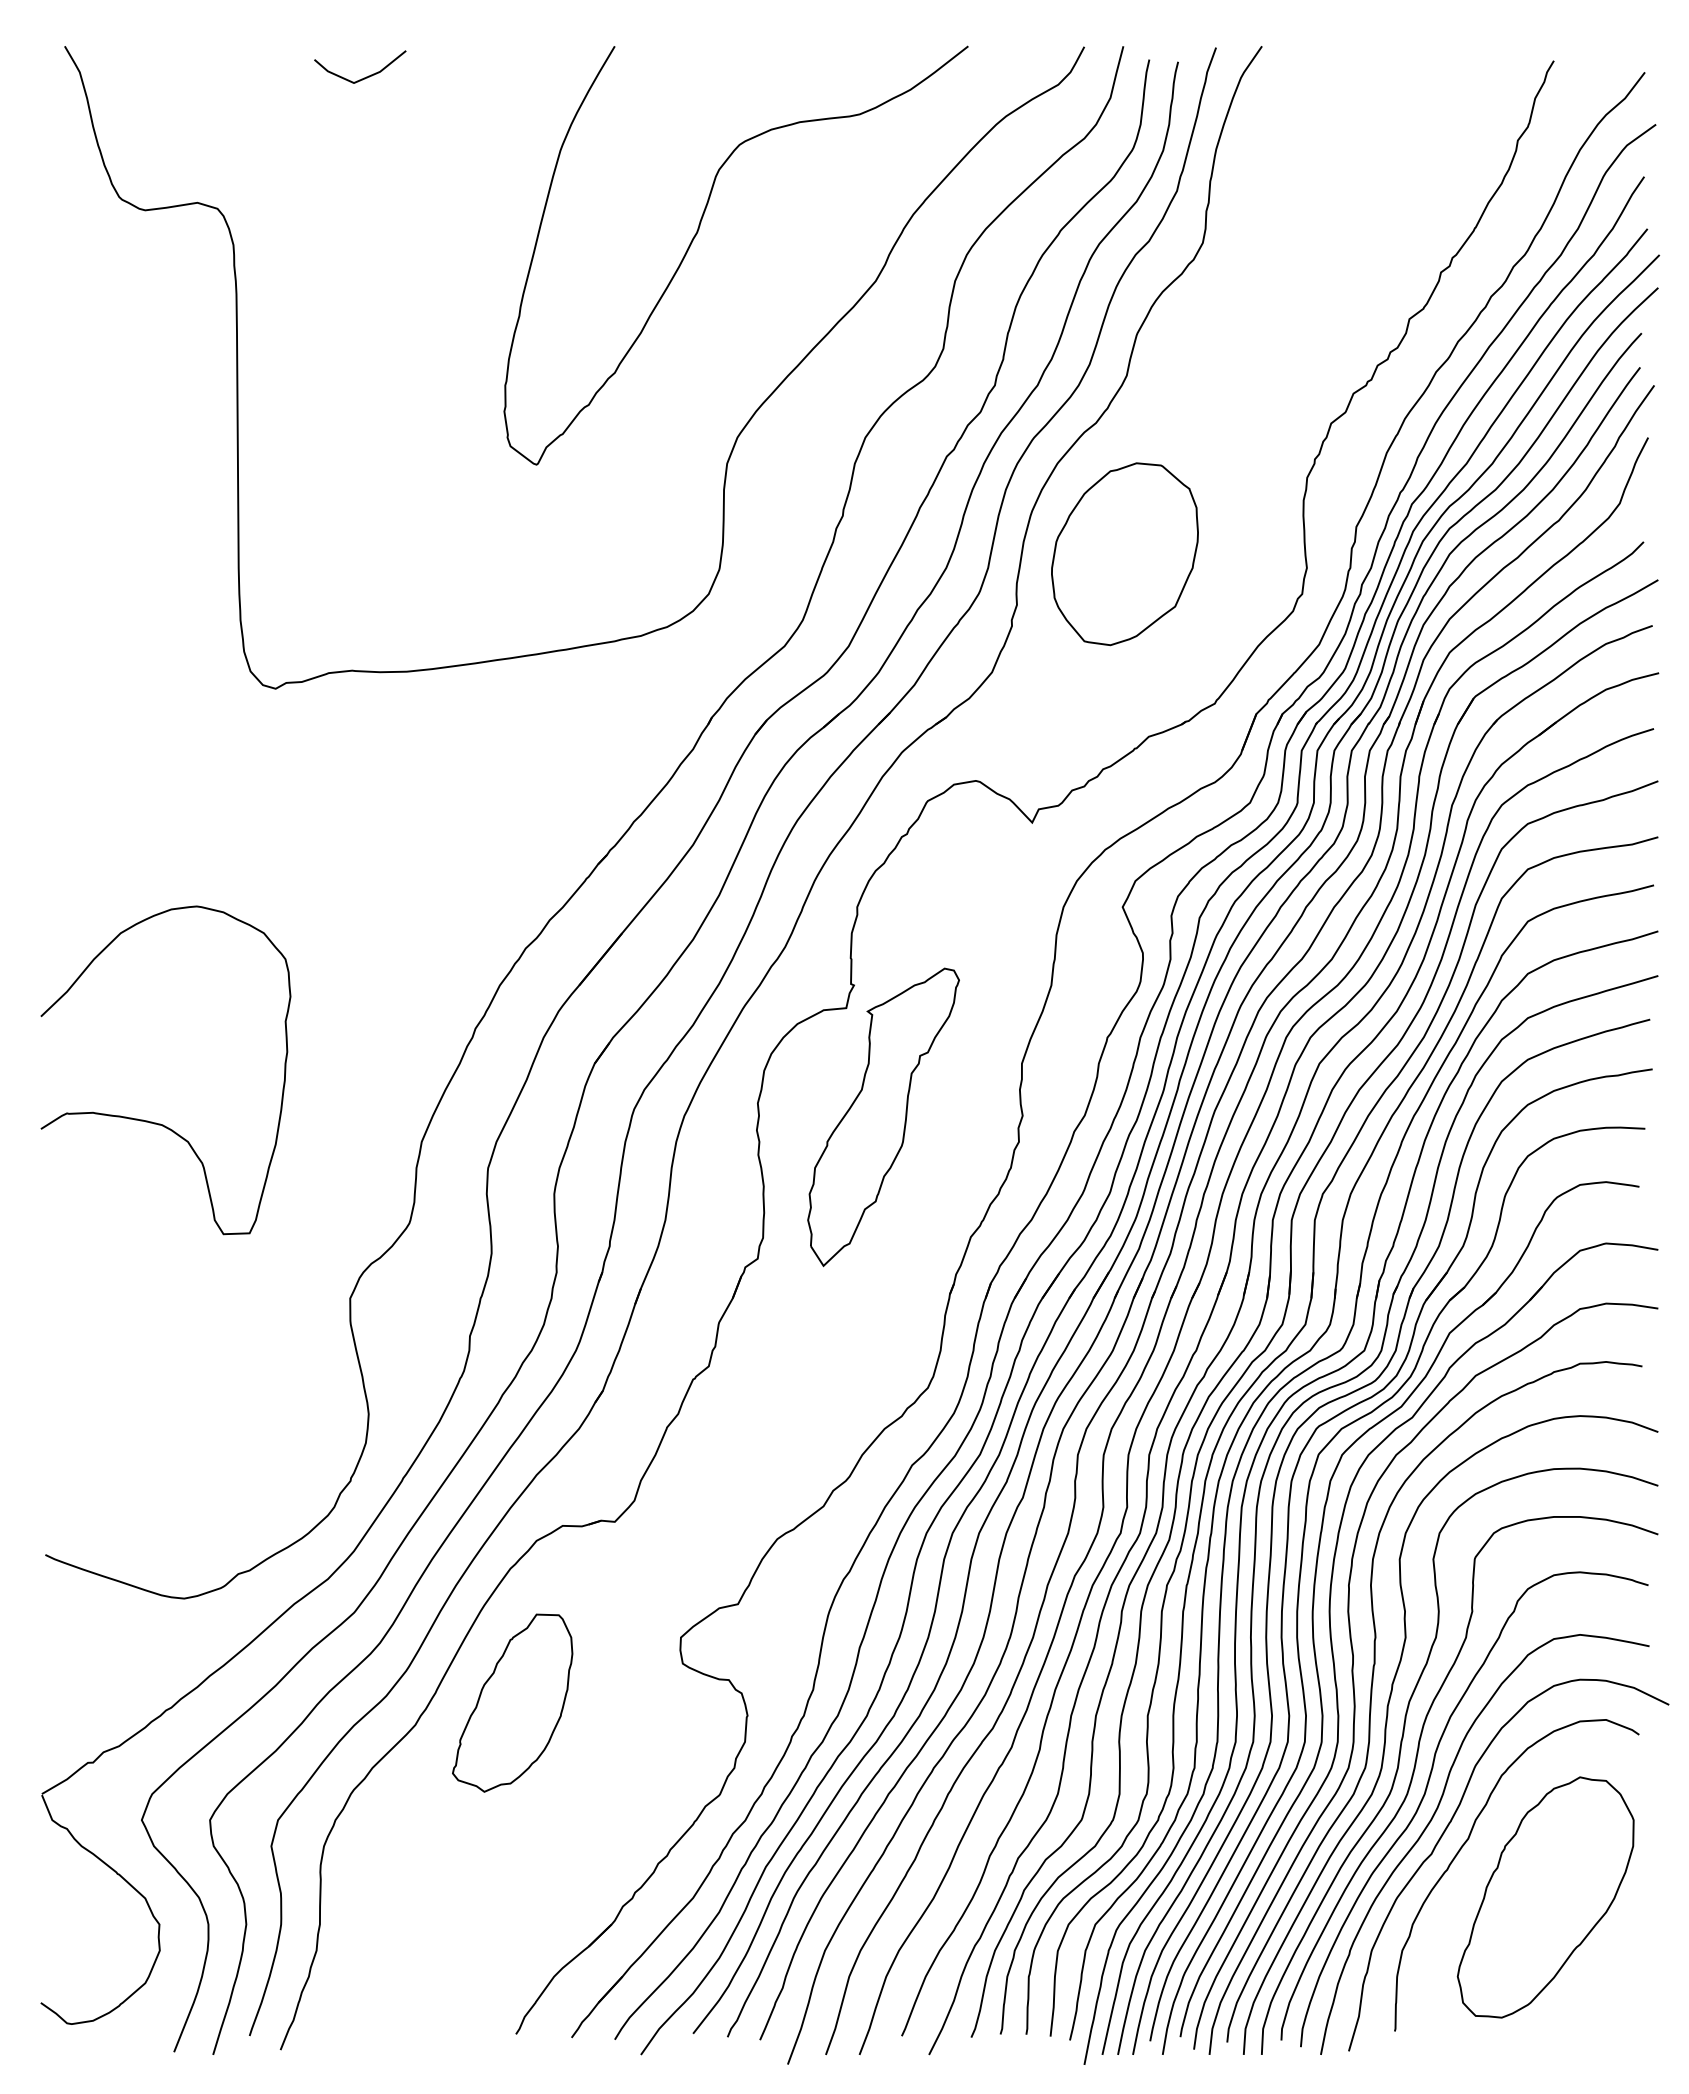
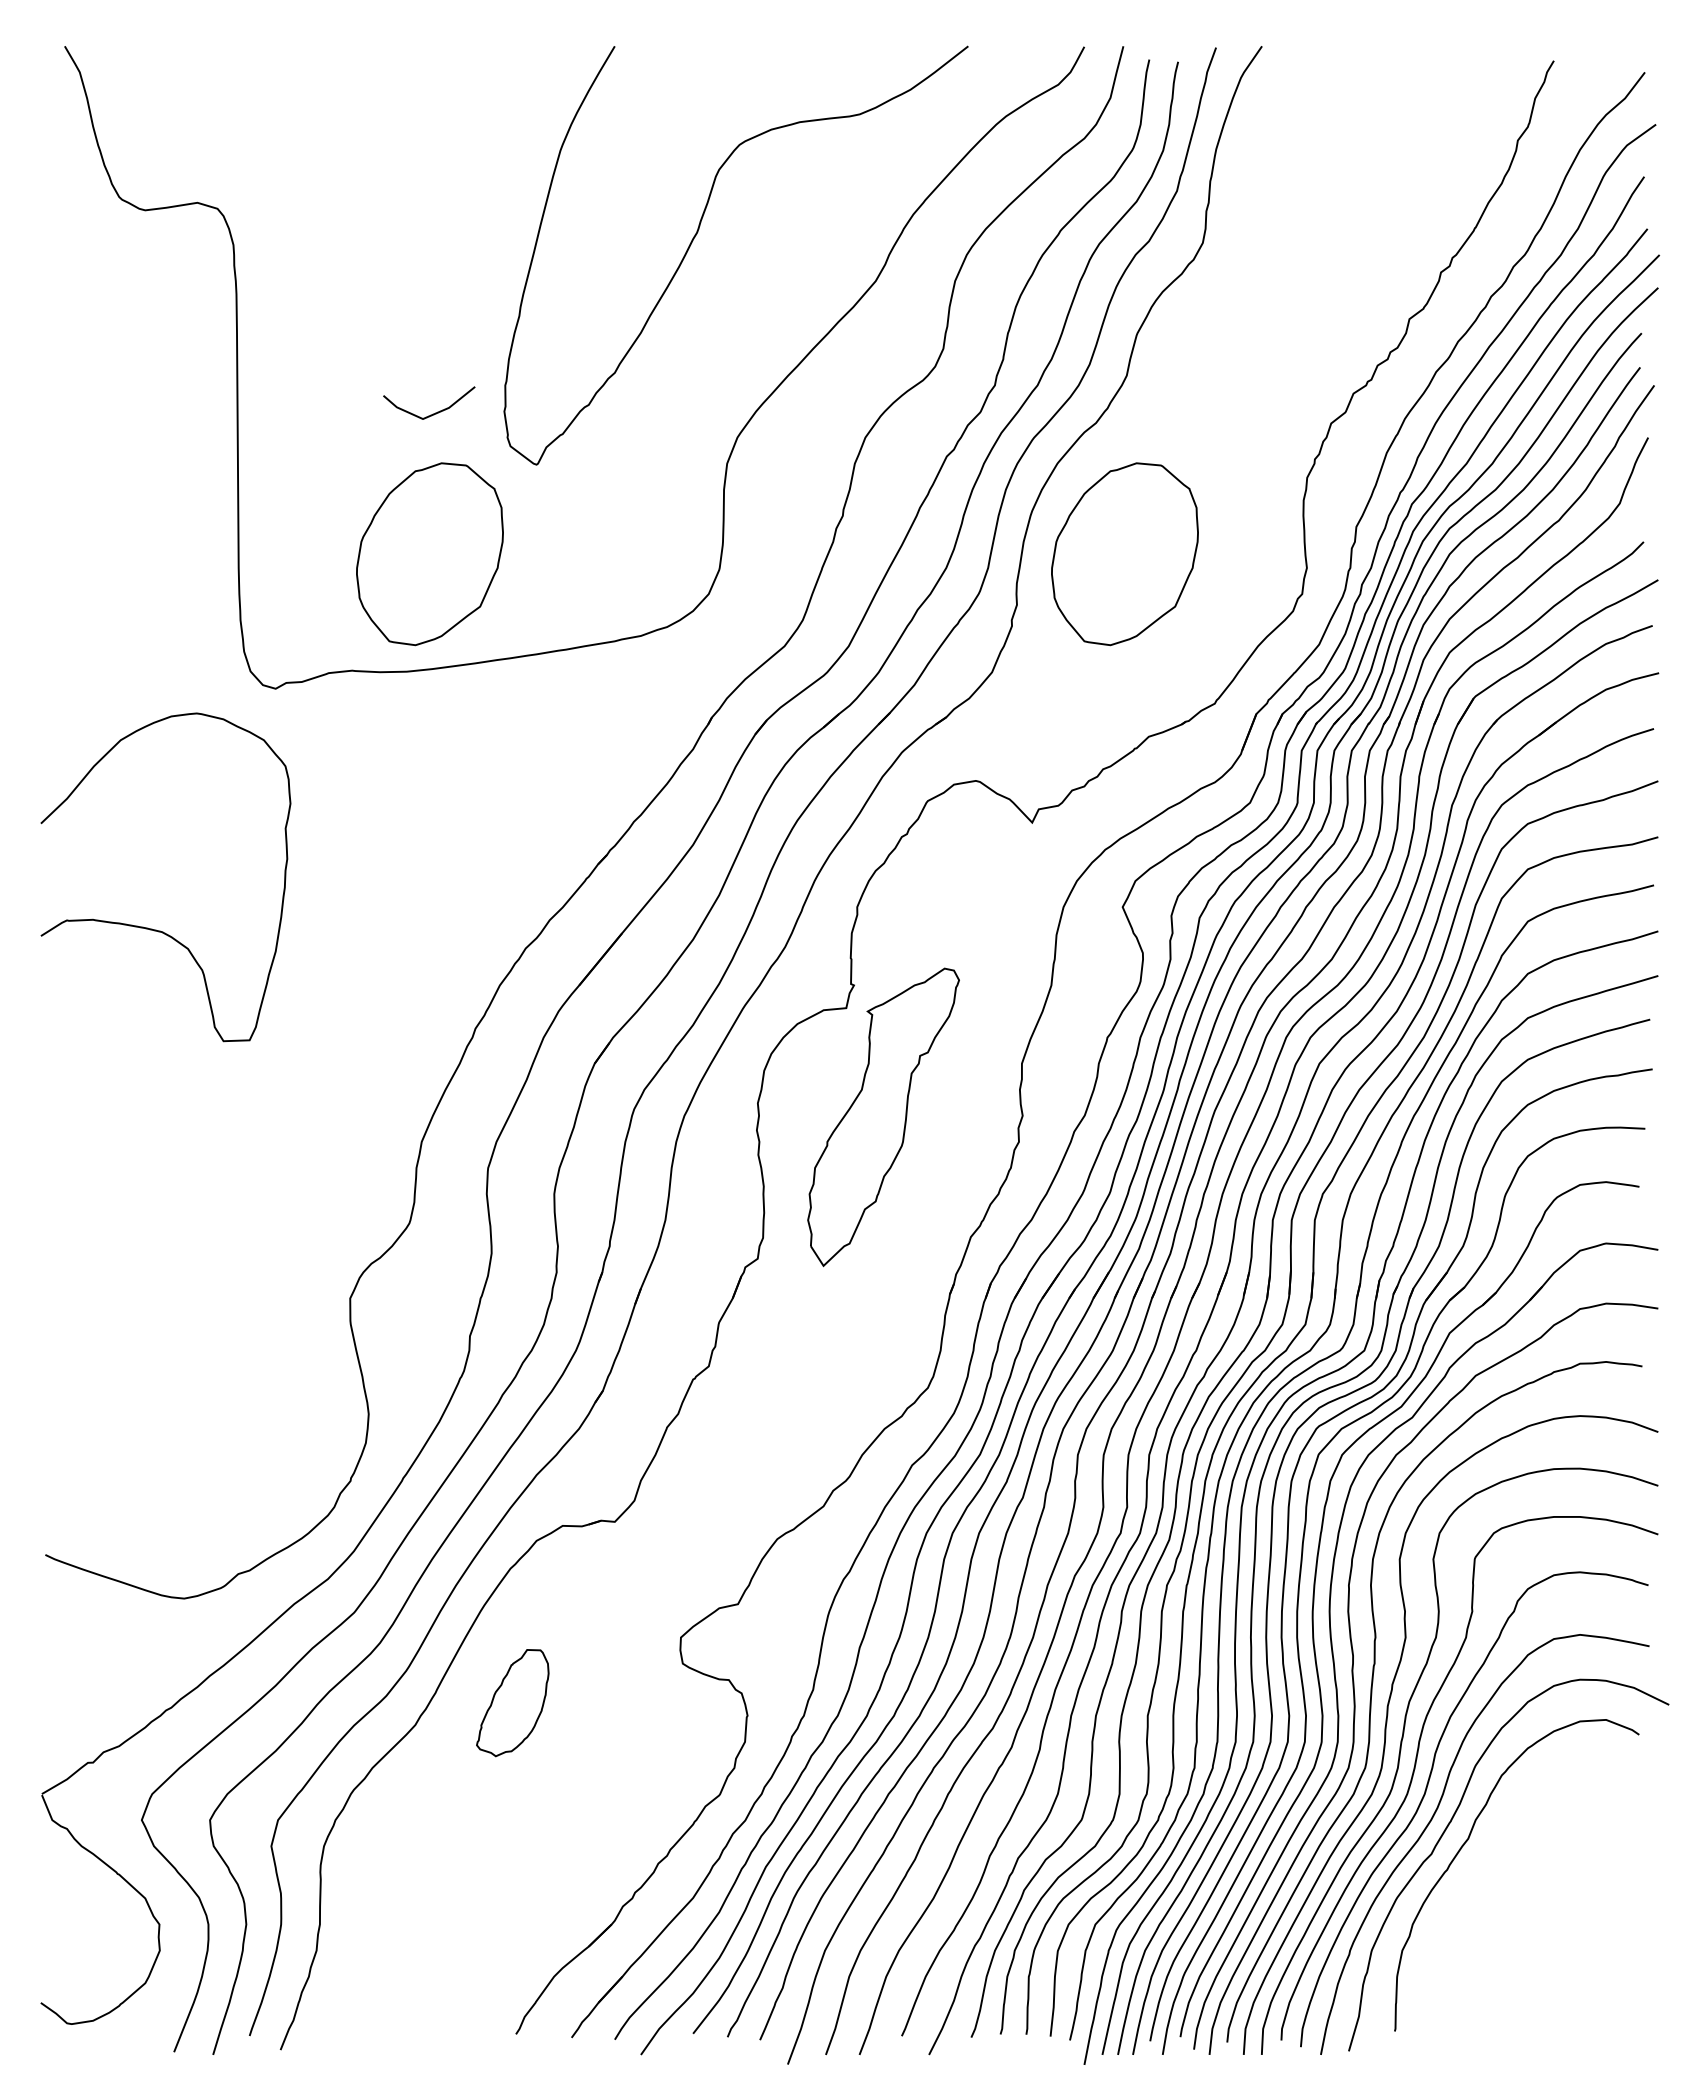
line position: (366, 76) -> (435, 412) (435, 412)
part: none -> present (429, 554)
curve position: (152, 1121) -> (152, 928) (152, 928)
part size: 122x180 px -> 74x109 px (512, 1703)
part: present -> none (1545, 1897)
